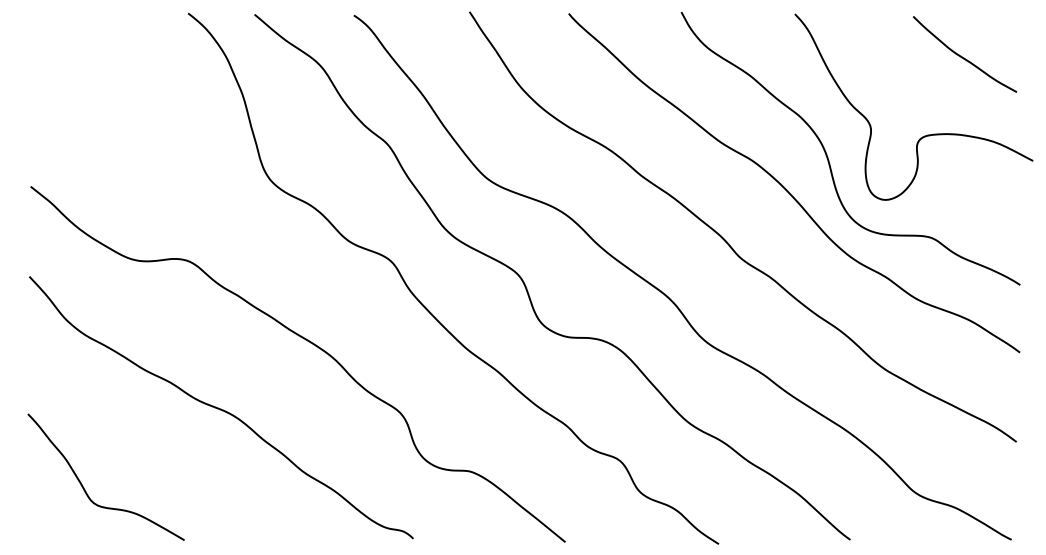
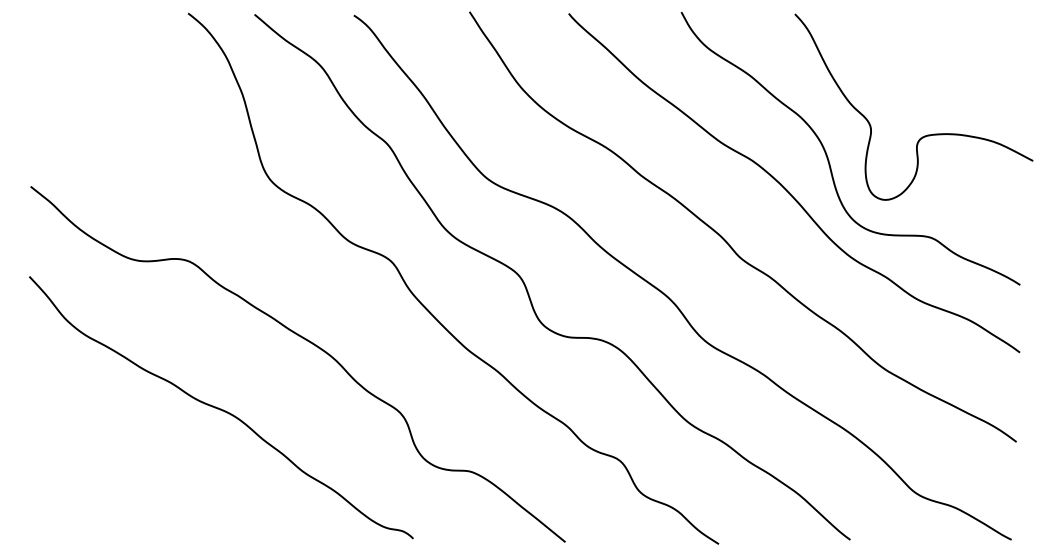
curve: present -> none (962, 56)
curve: present -> none (84, 487)
